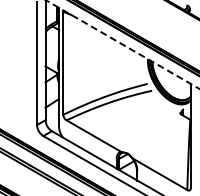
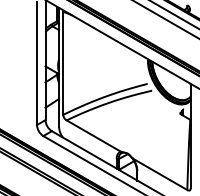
line: none -> present (174, 14)
line: none -> present (165, 19)
line: dashed -> solid (122, 44)
